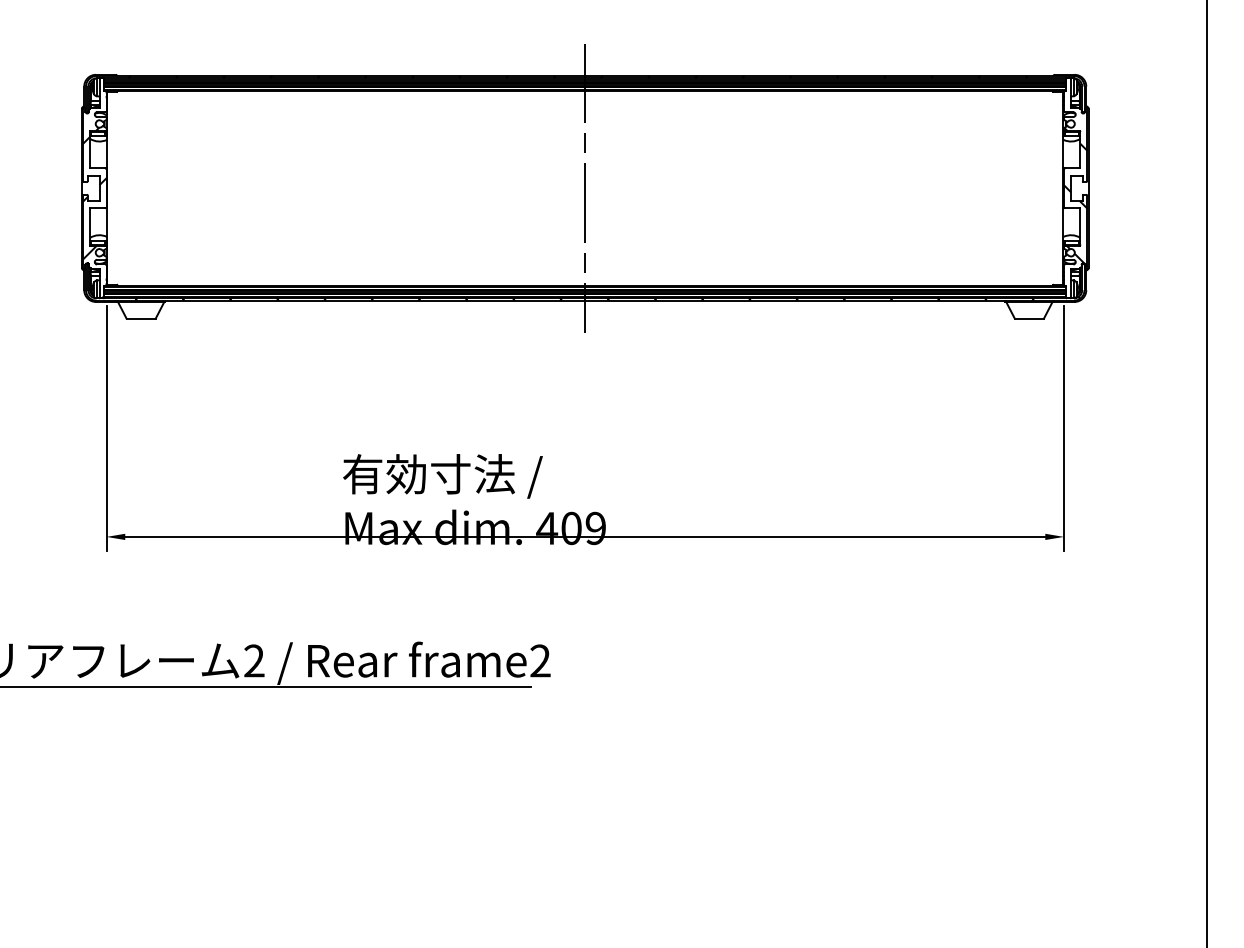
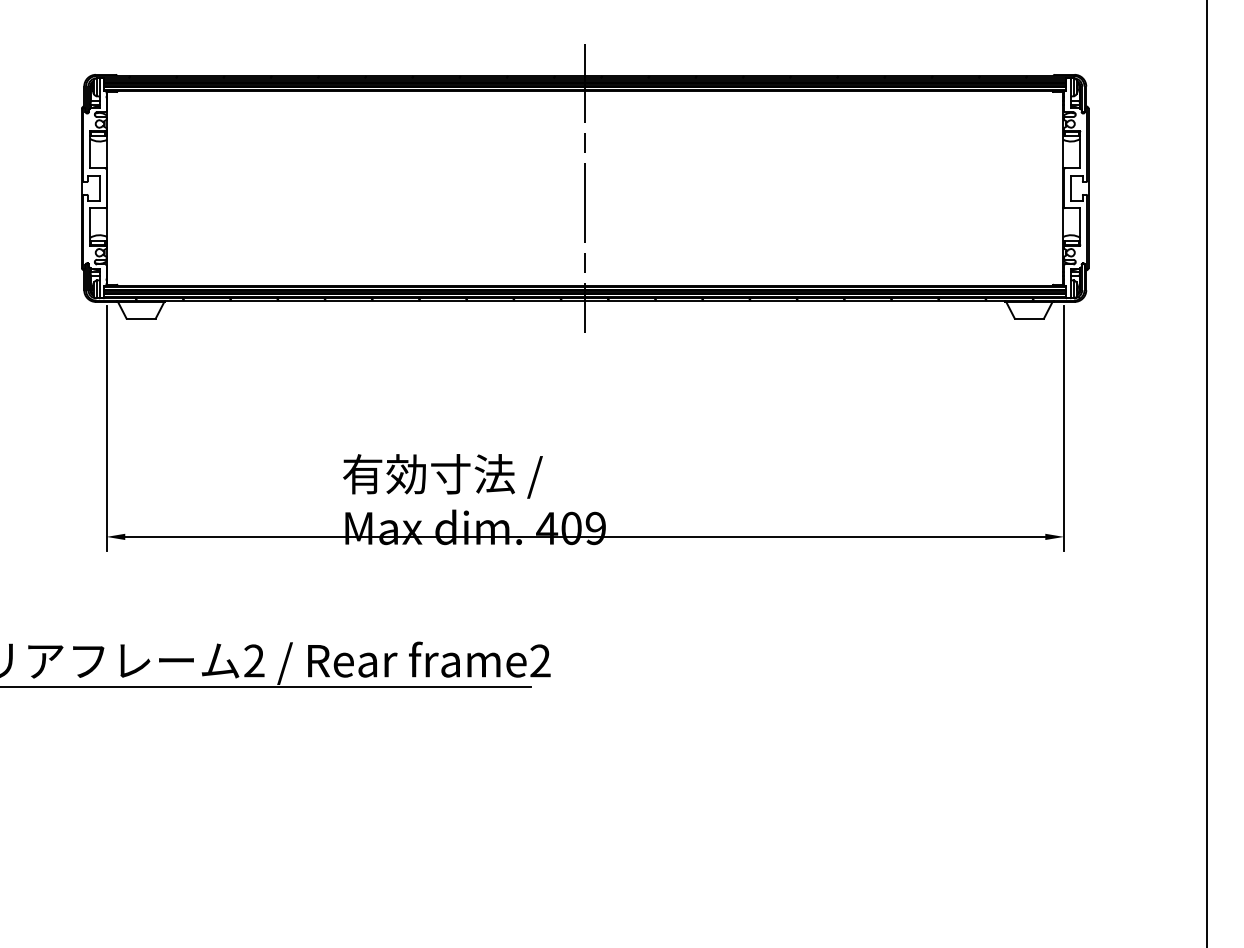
hatch: present -> none (1075, 196)
hatch: present -> none (94, 211)
